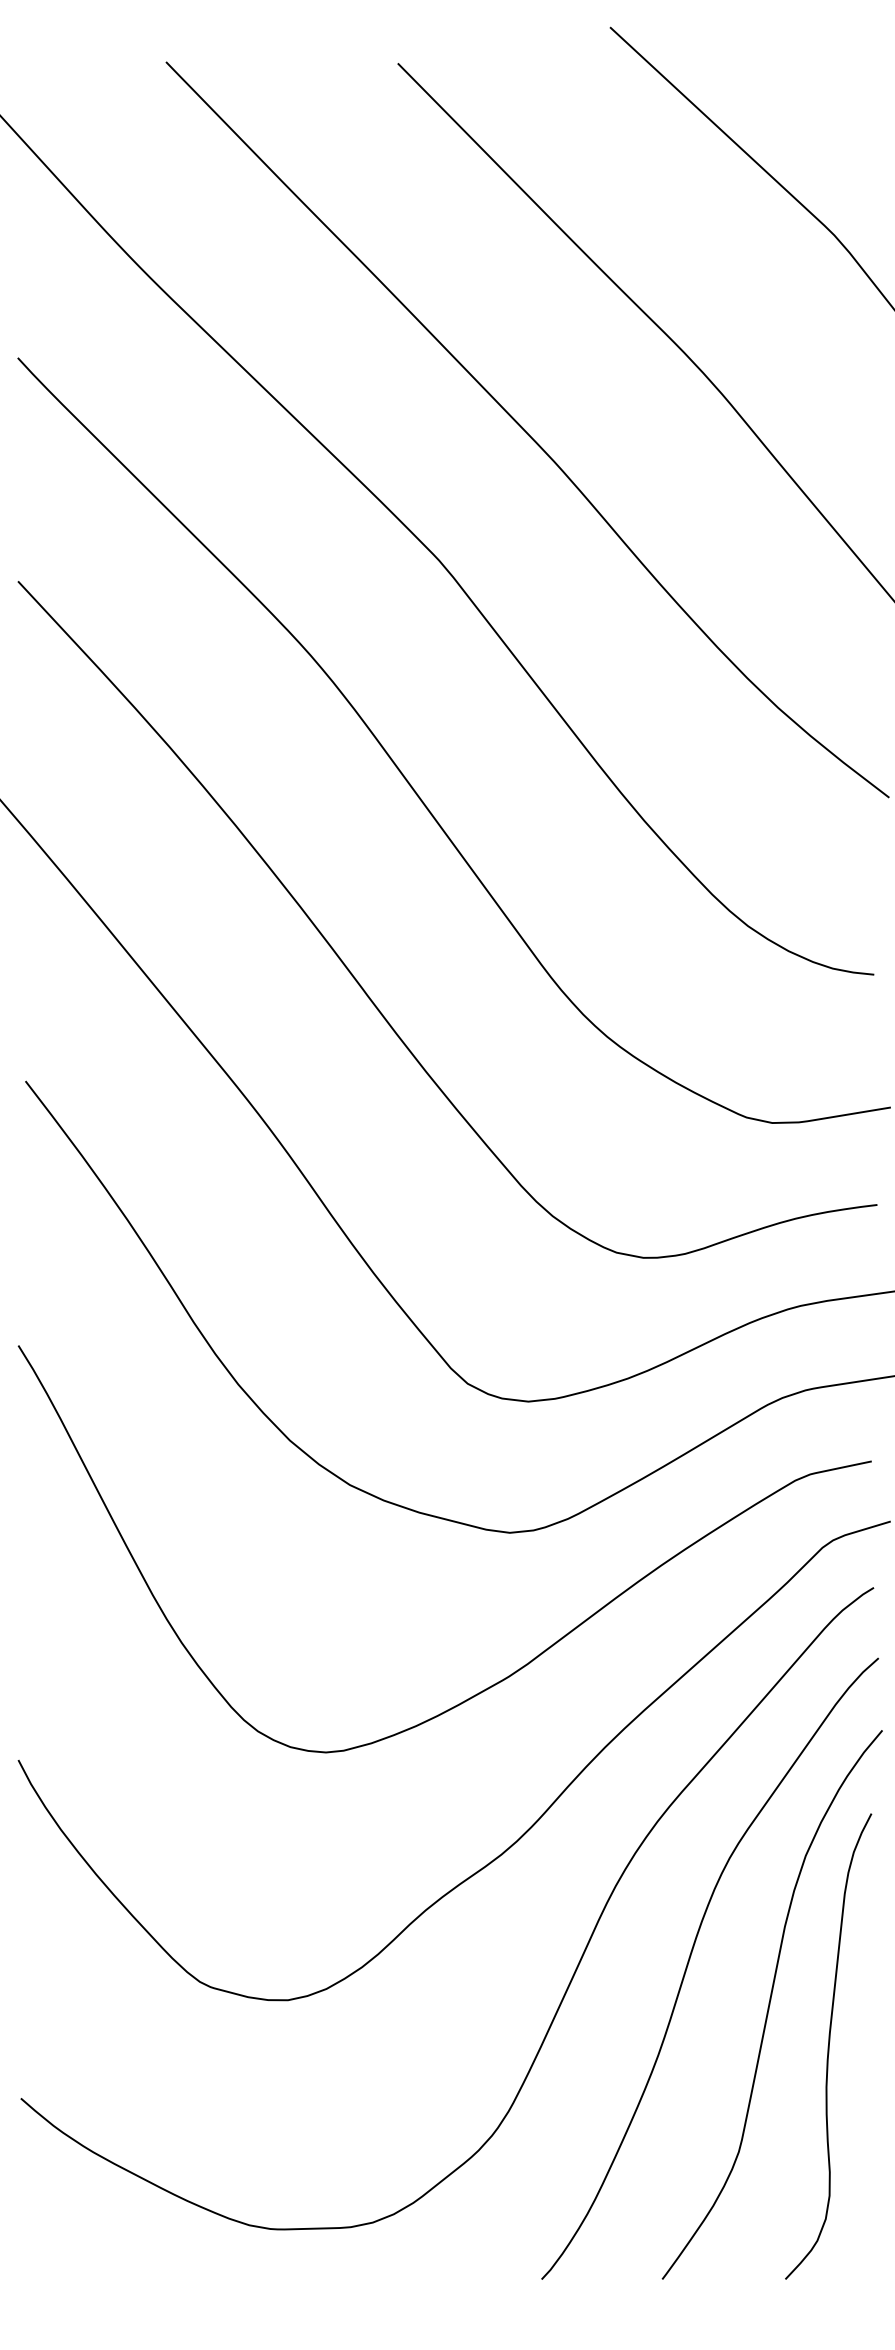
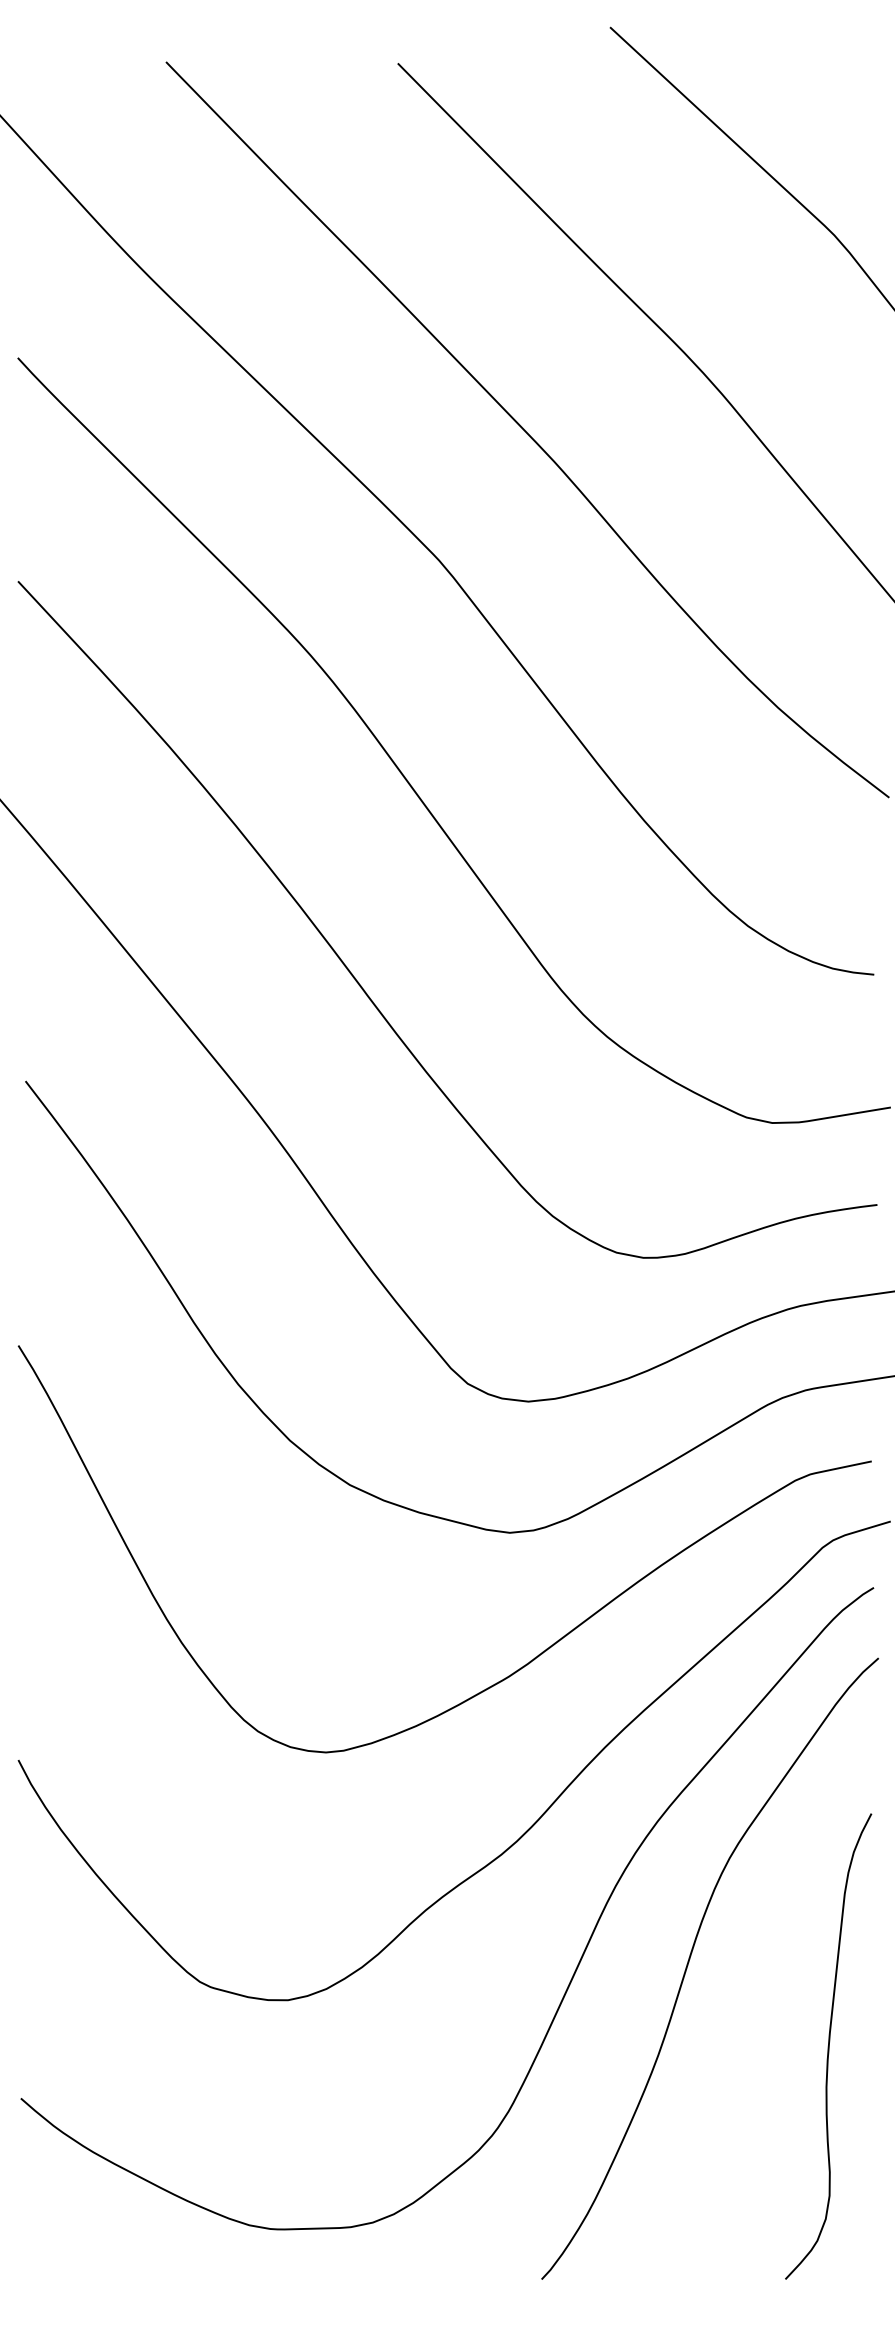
curve: present -> none (770, 2004)
